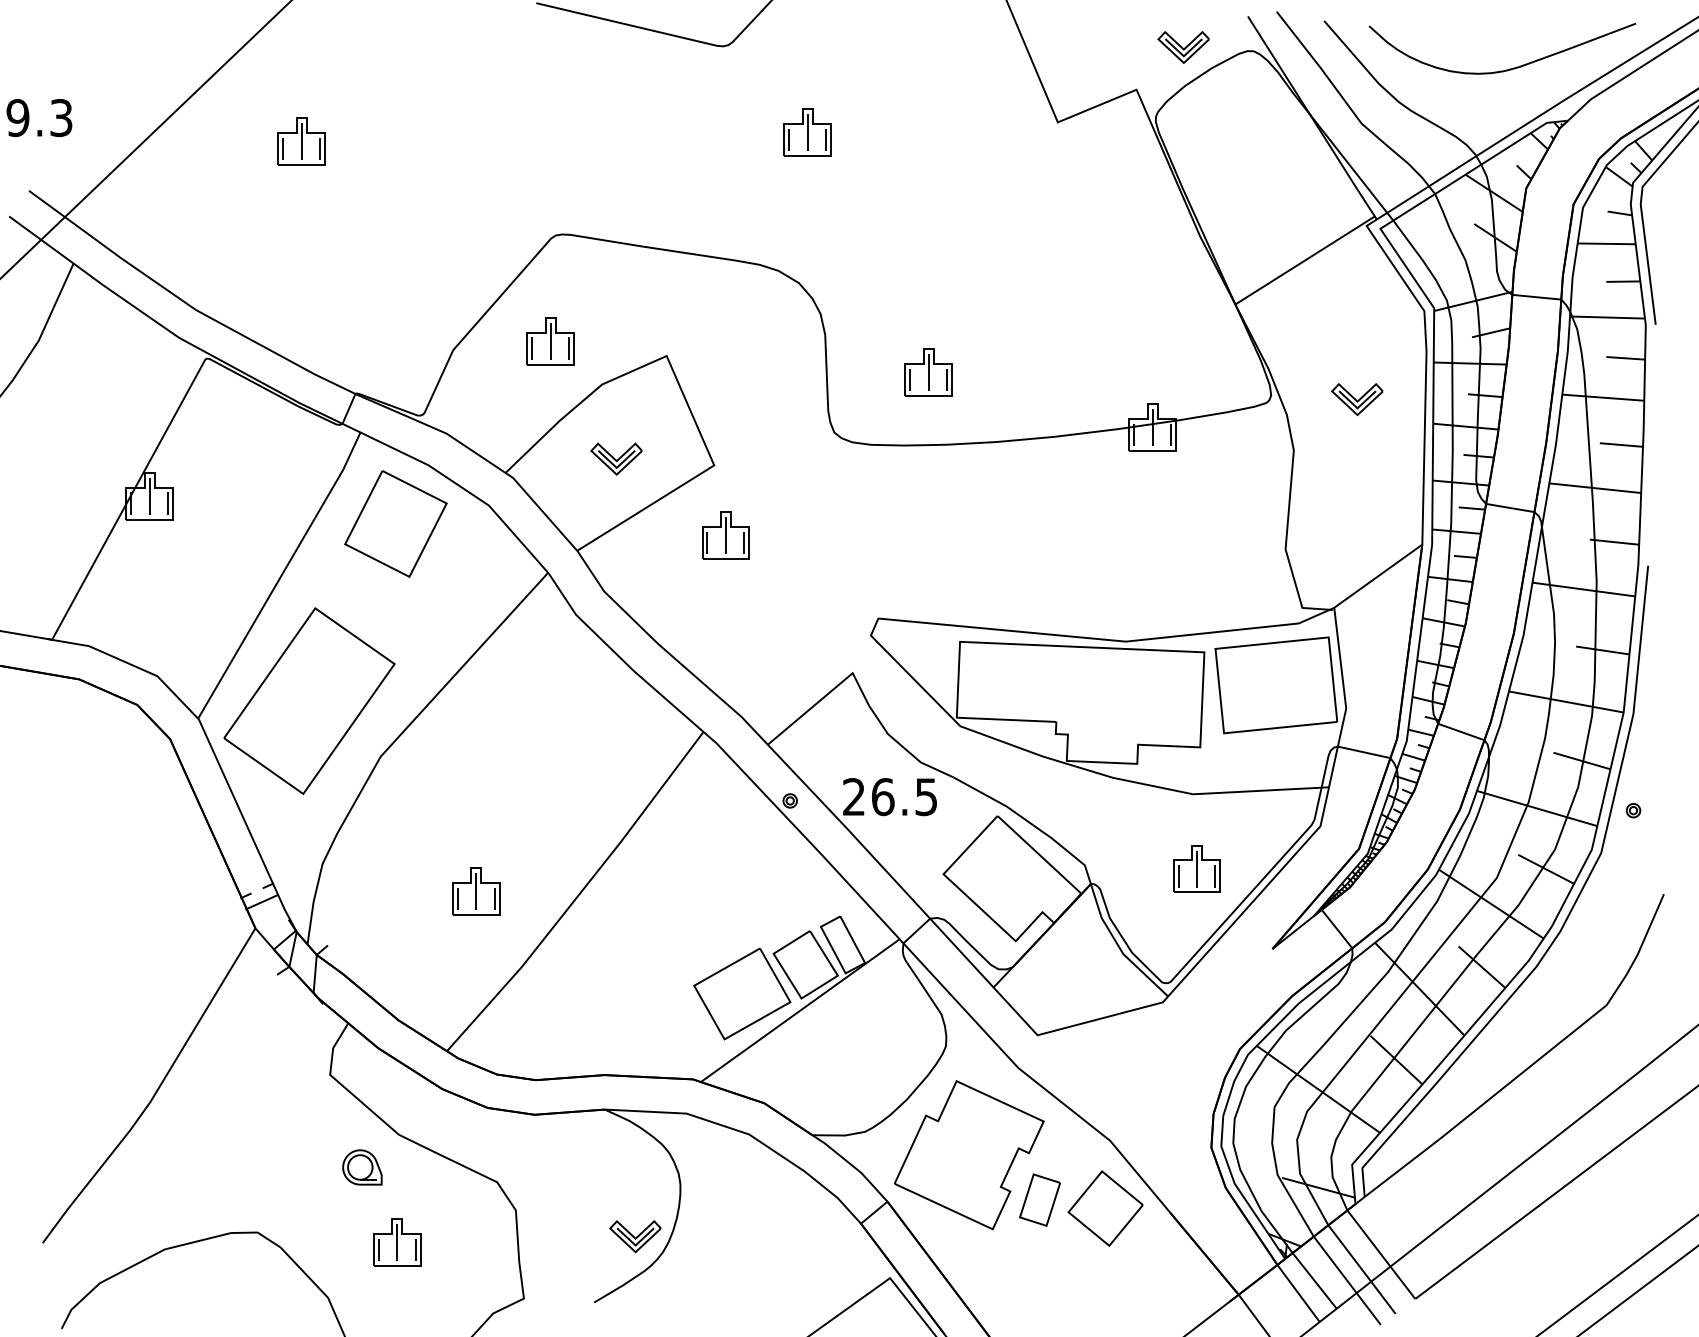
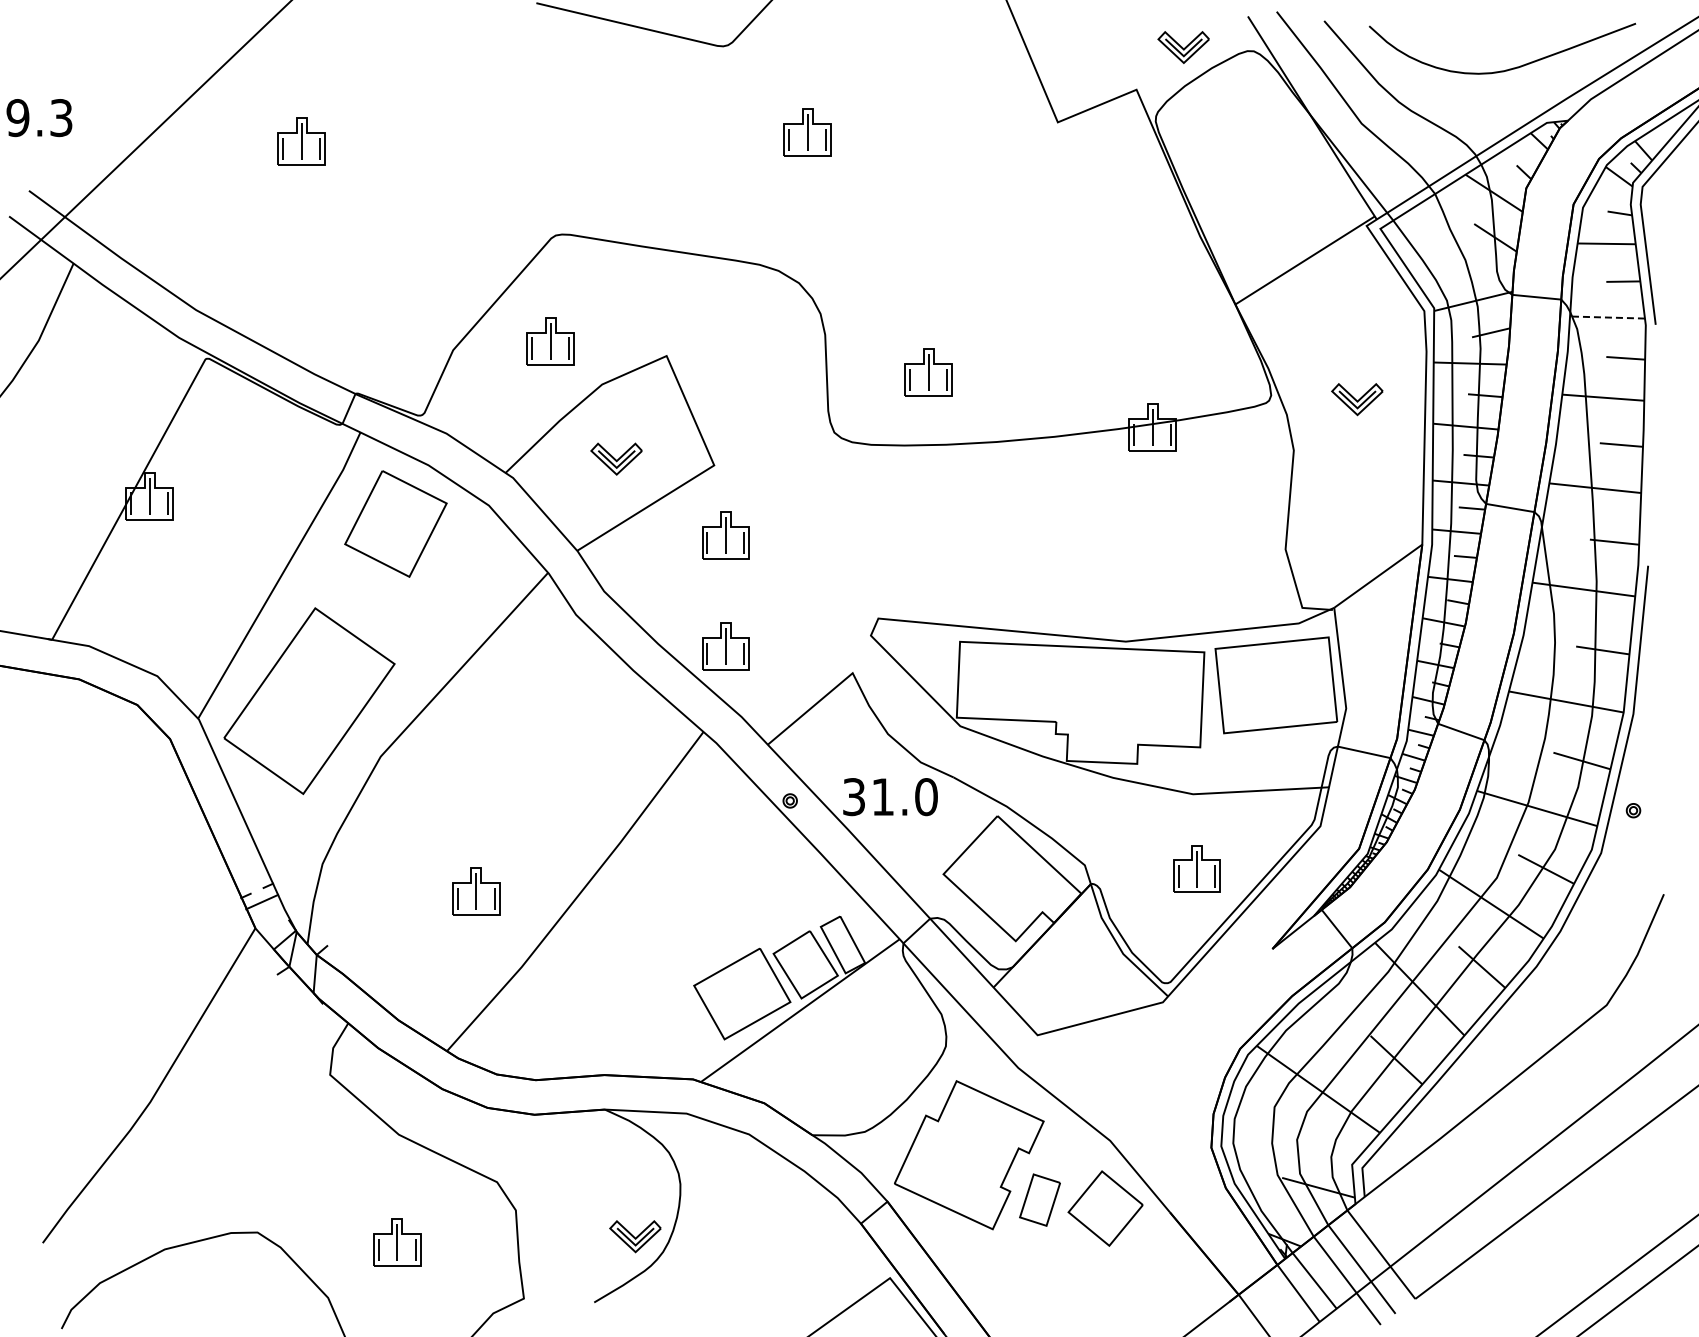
line: solid -> dashed (1606, 317)
part: none -> present (725, 646)
text: 26.5 -> 31.0 (890, 797)
part: present -> none (362, 1167)
